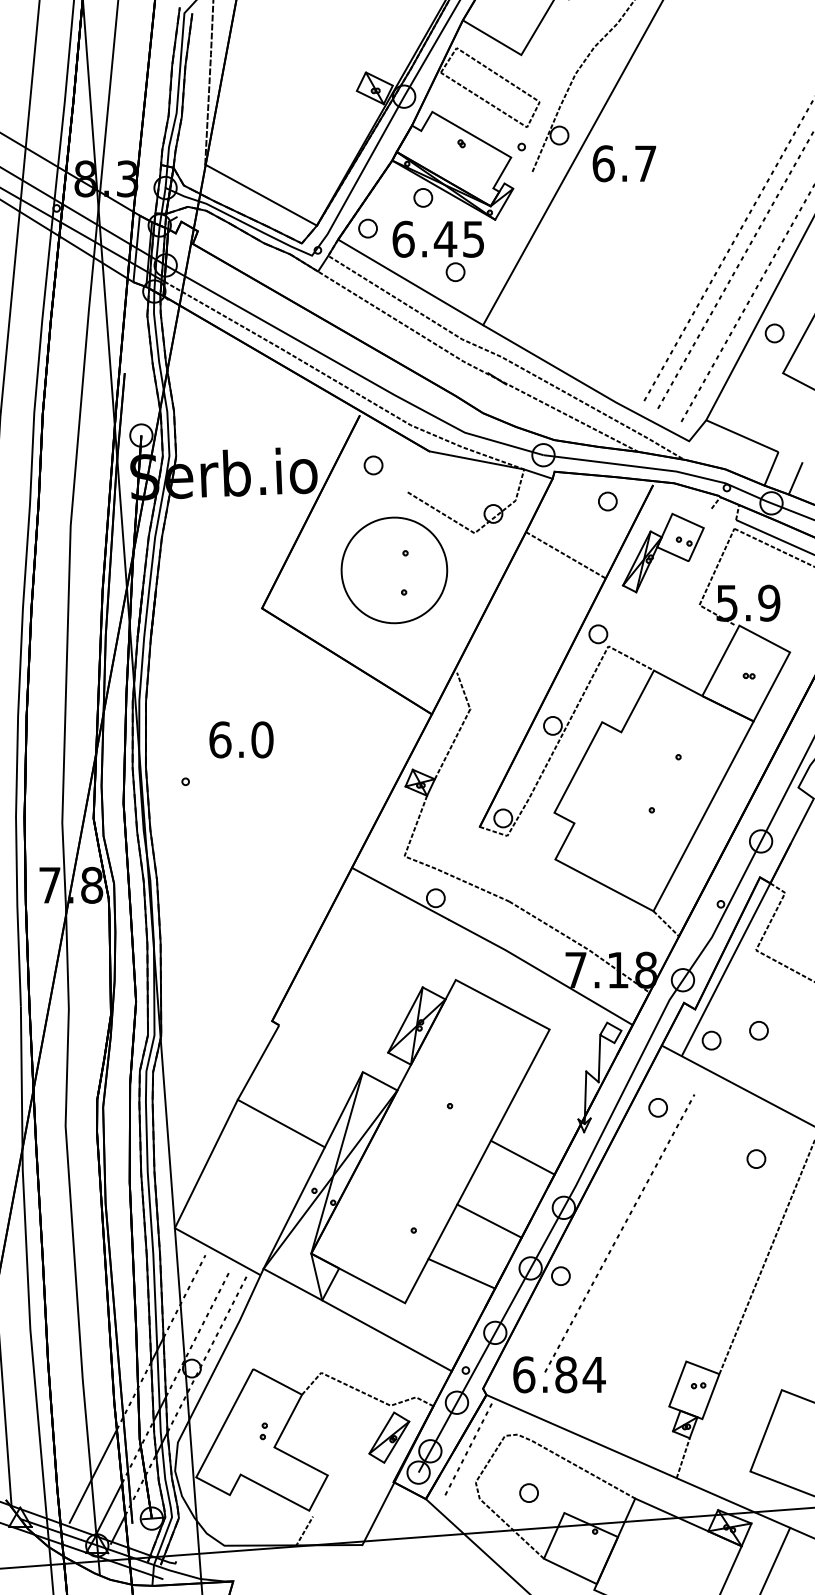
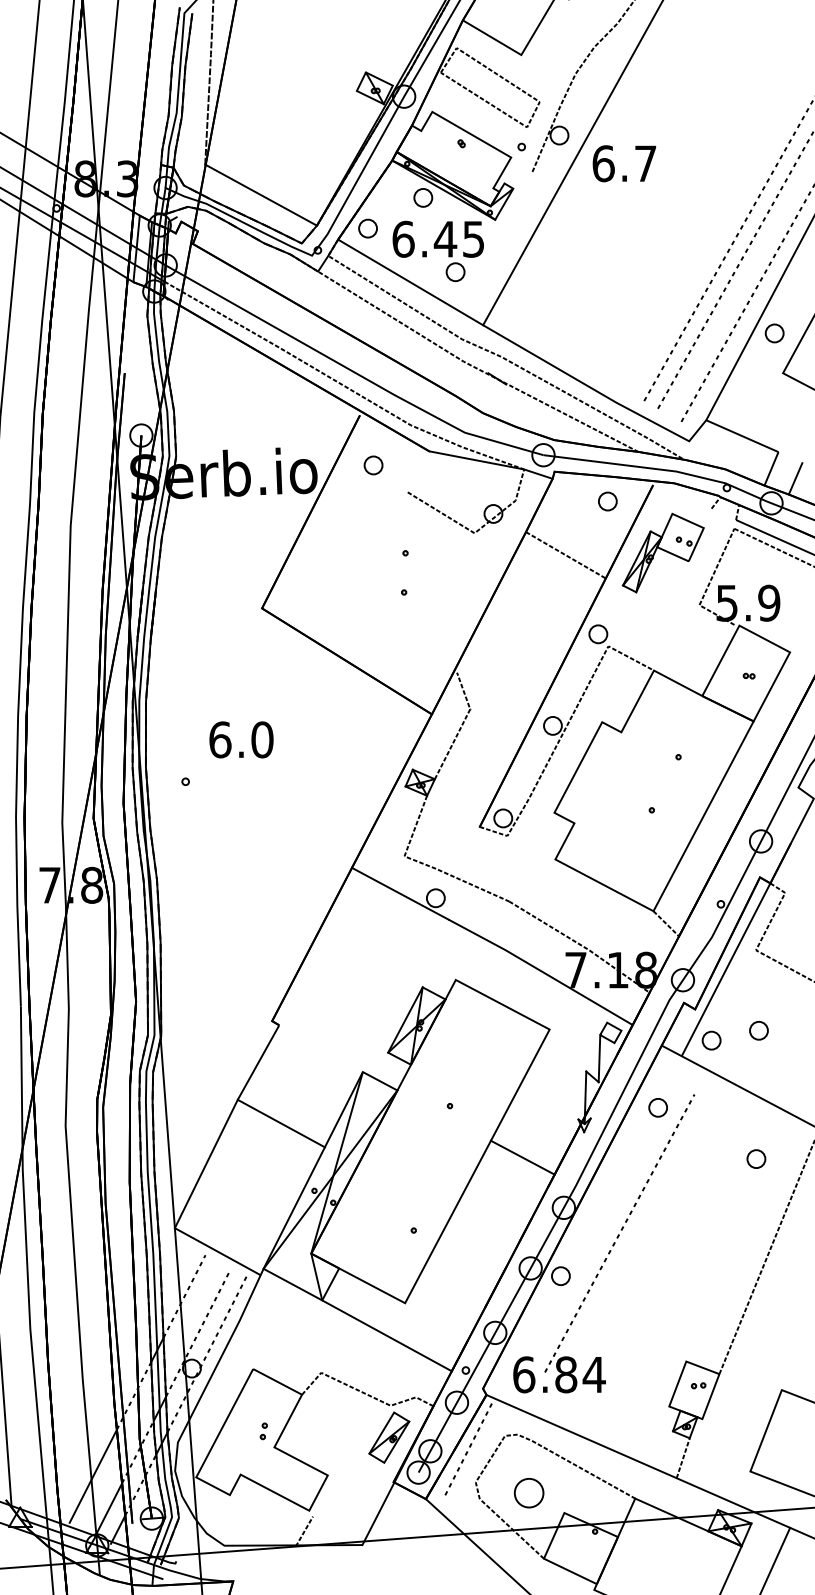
part: present -> none (394, 570)
line: present -> none (489, 1220)
line: present -> none (461, 1273)
part size: 20x20 px -> 32x31 px (528, 1493)
